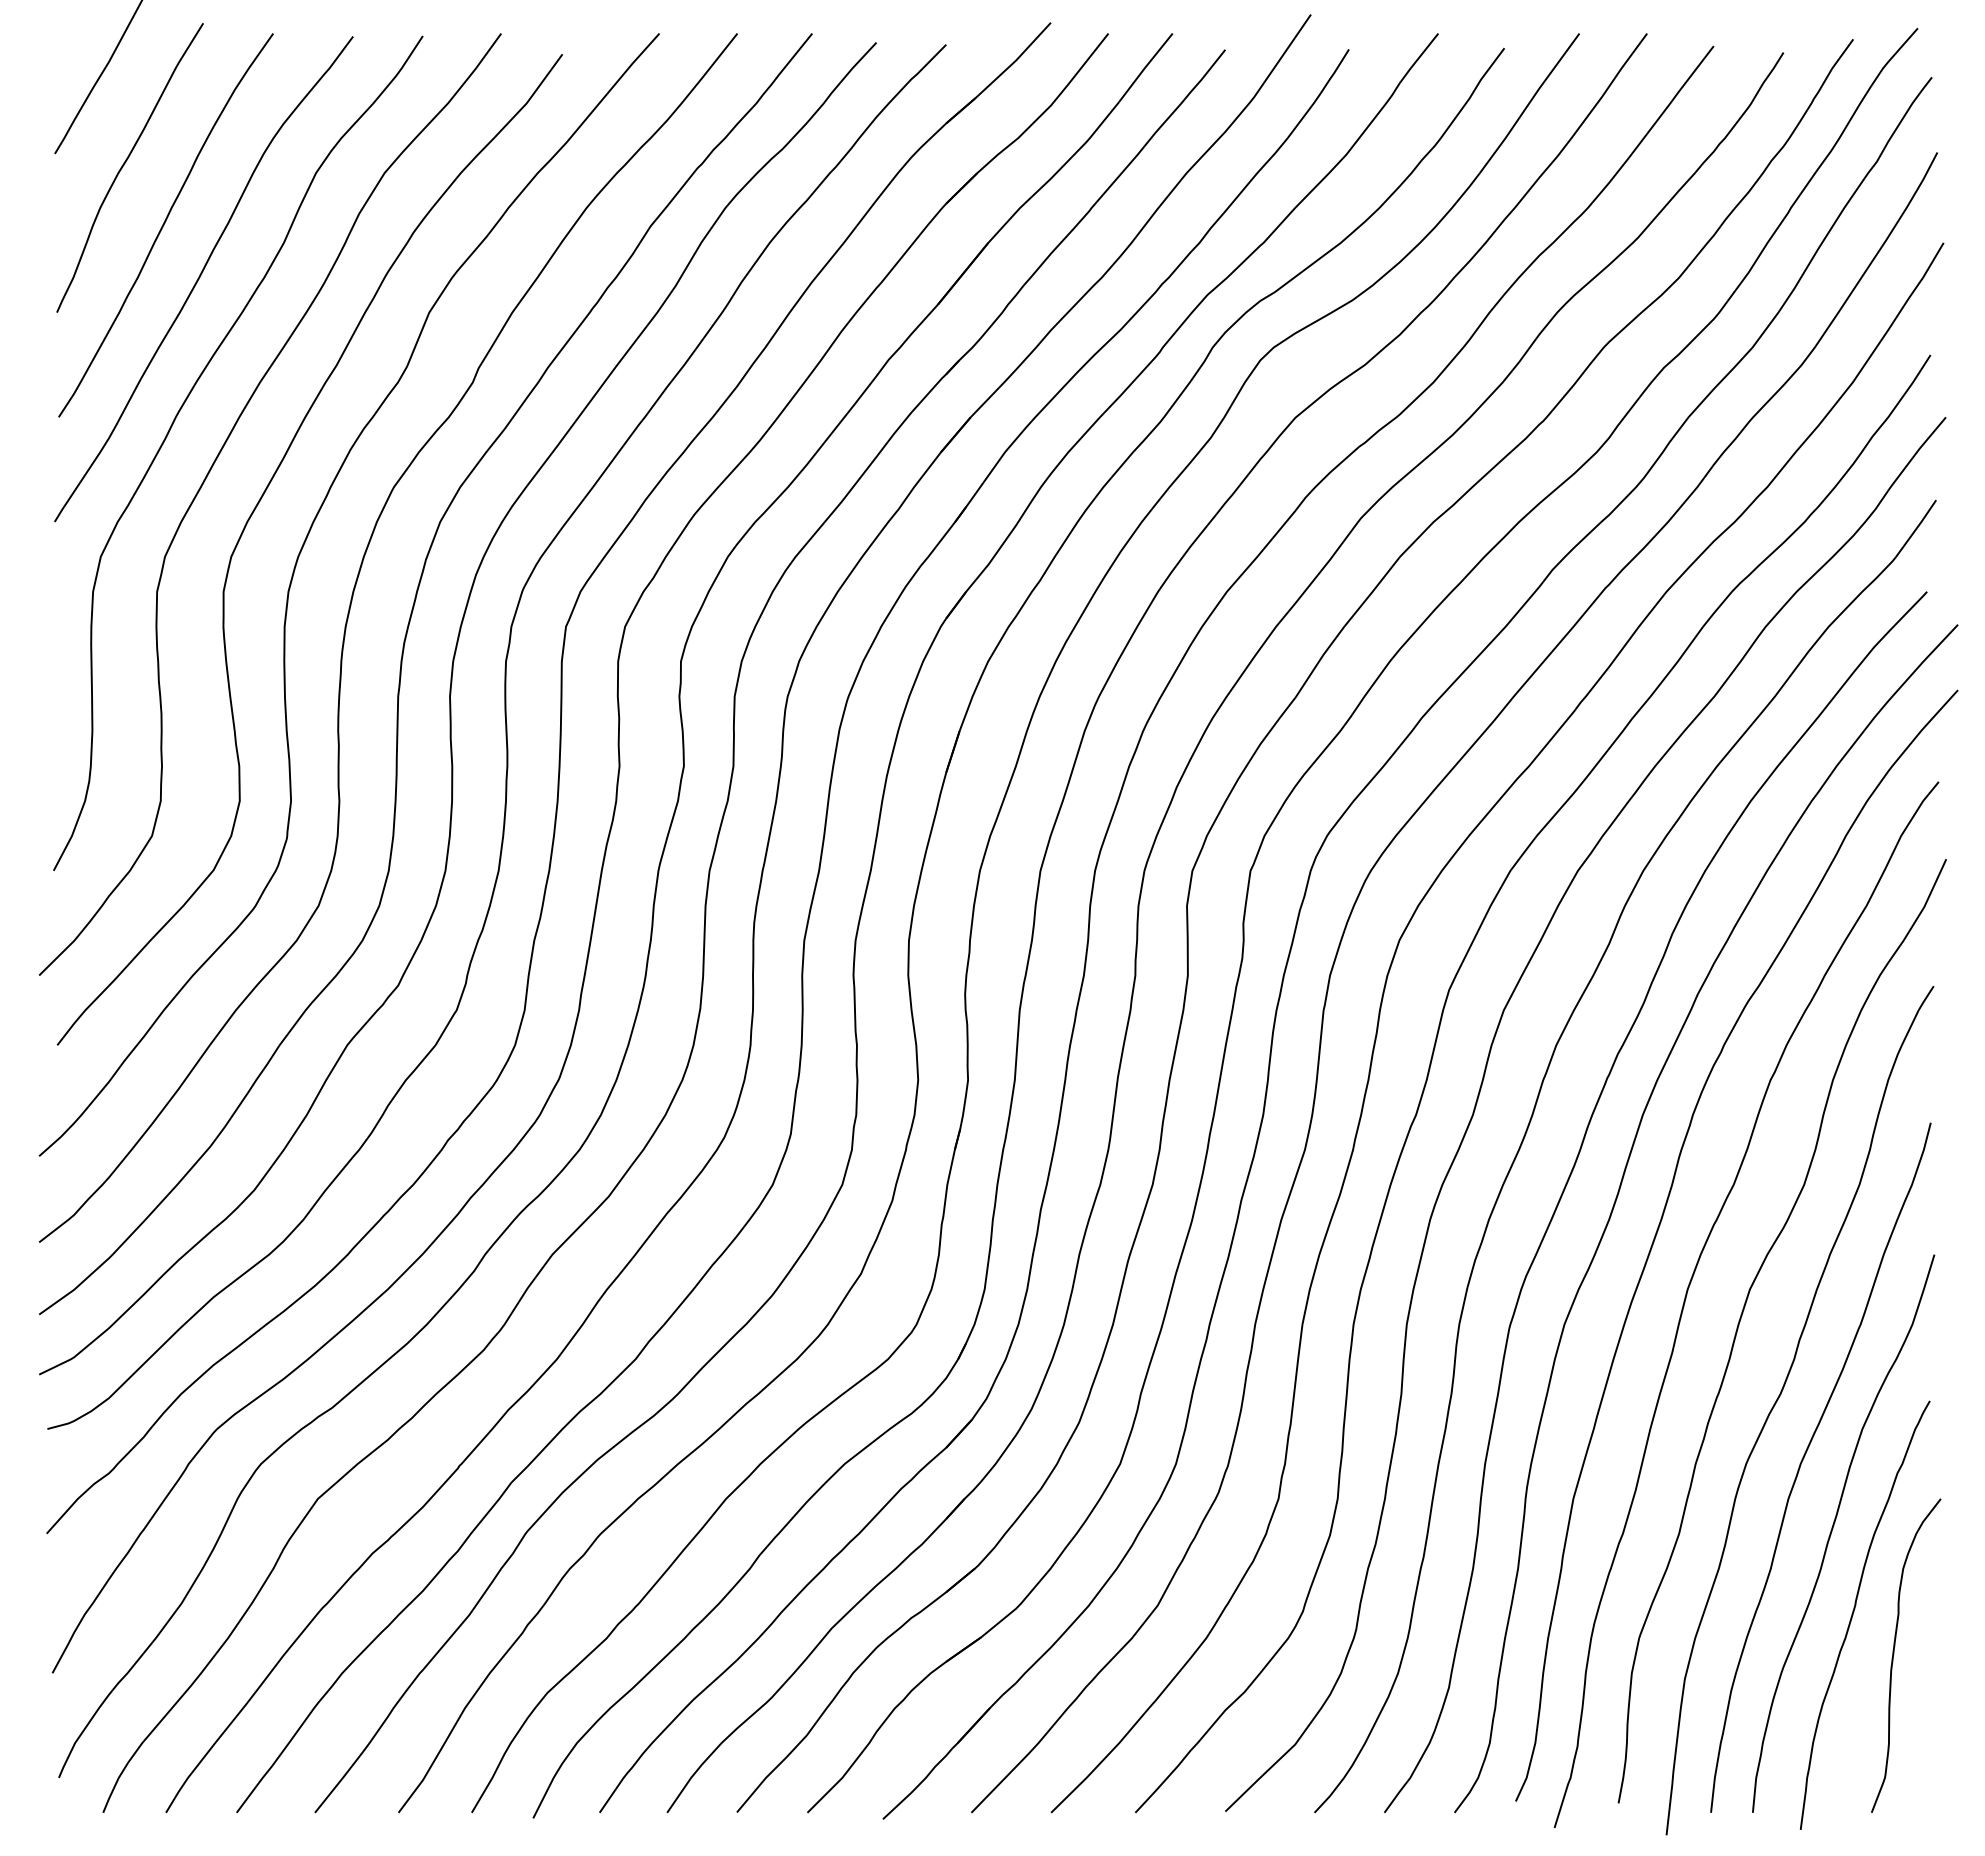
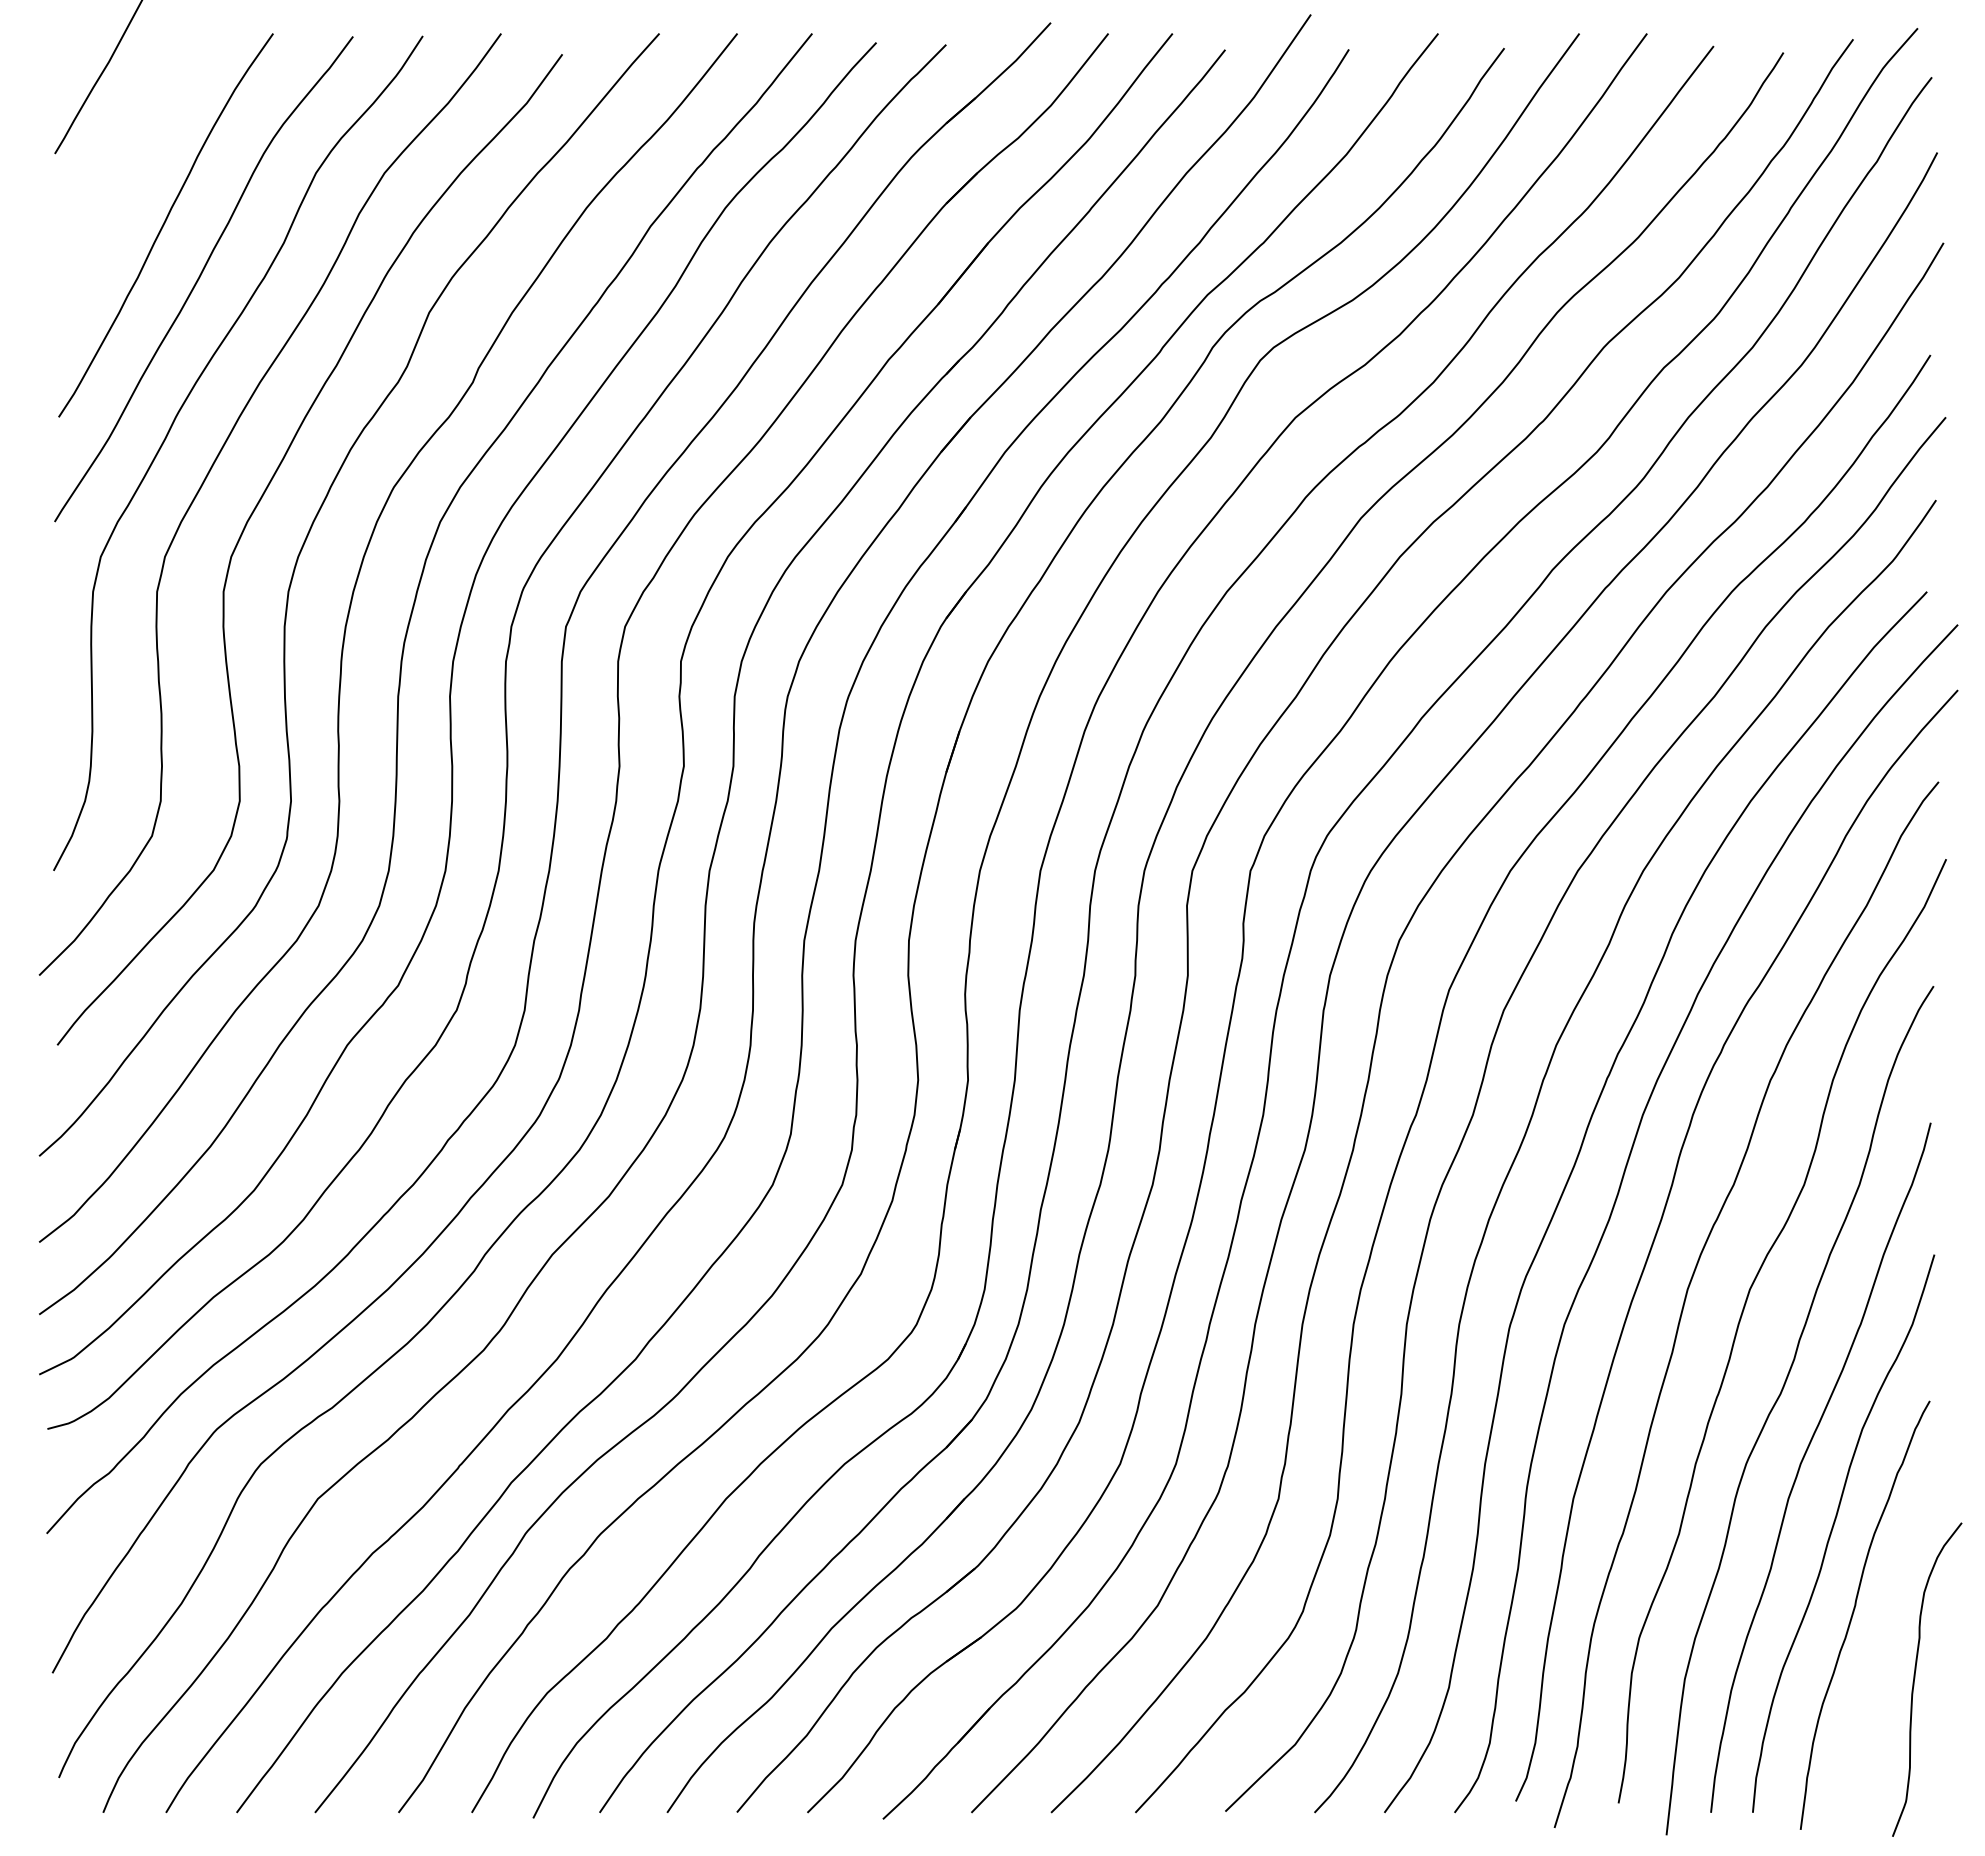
curve: present -> none (124, 165)
curve position: (1894, 1654) -> (1915, 1678) (1915, 1678)
